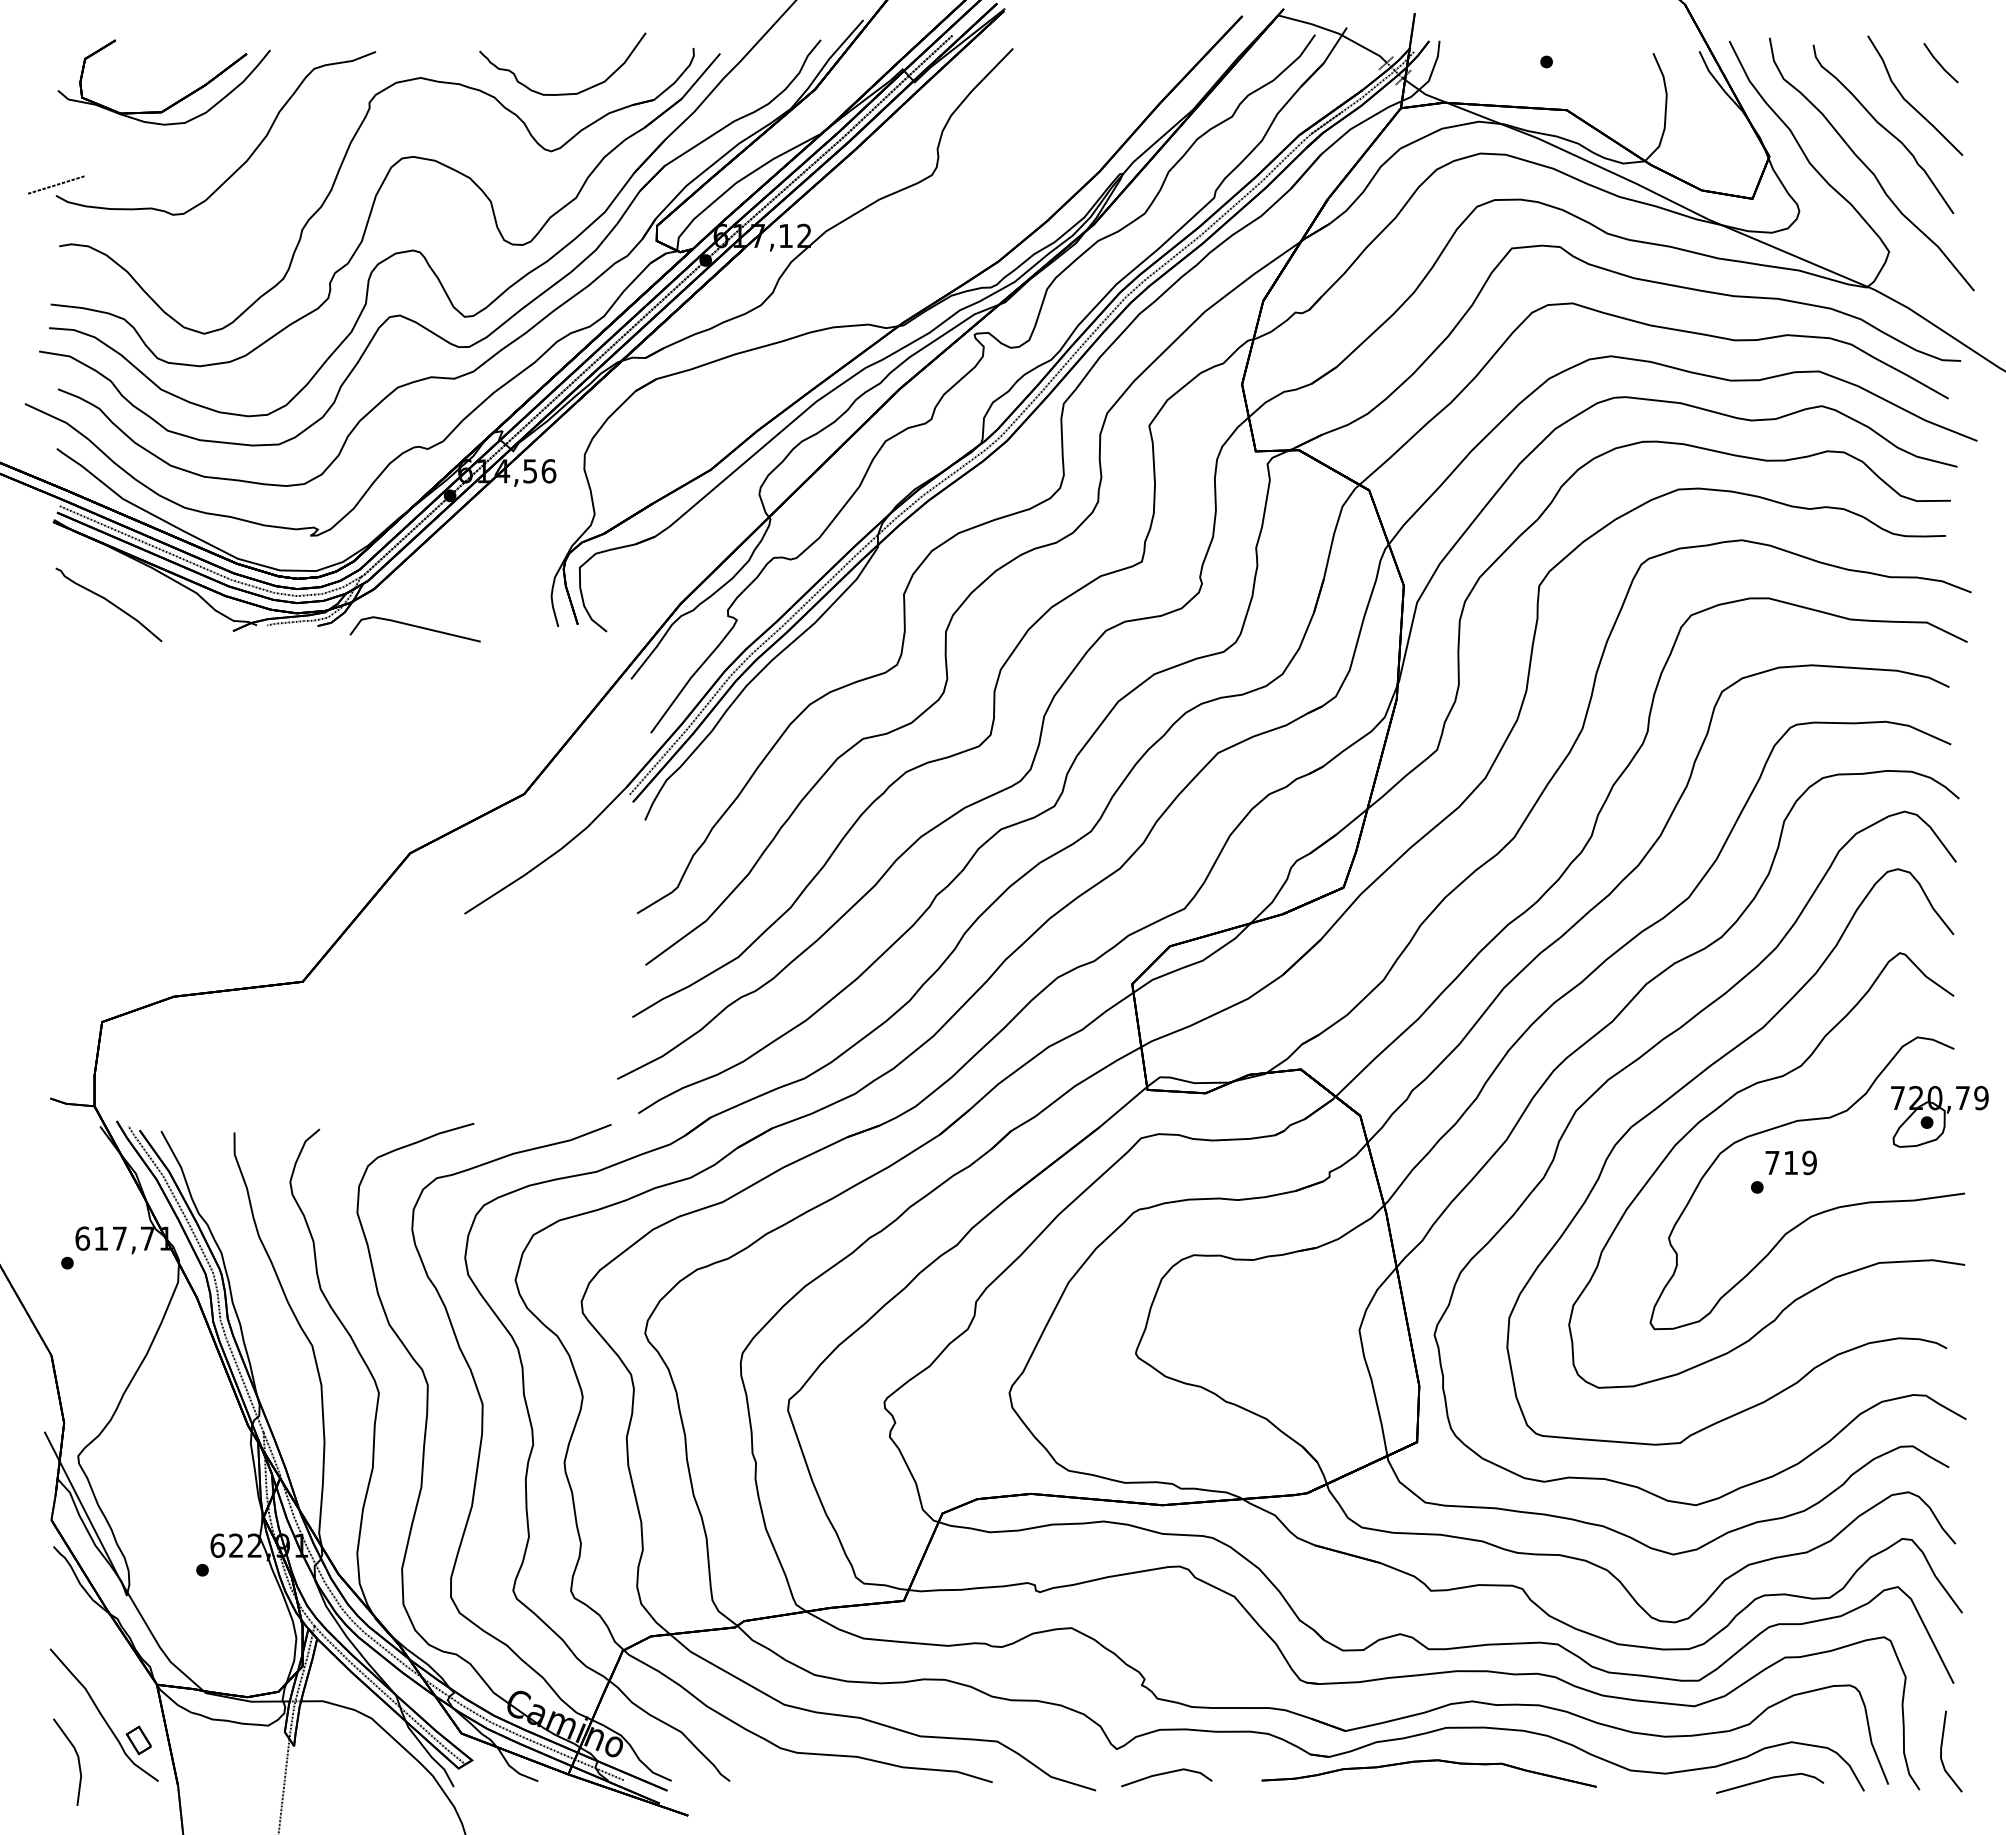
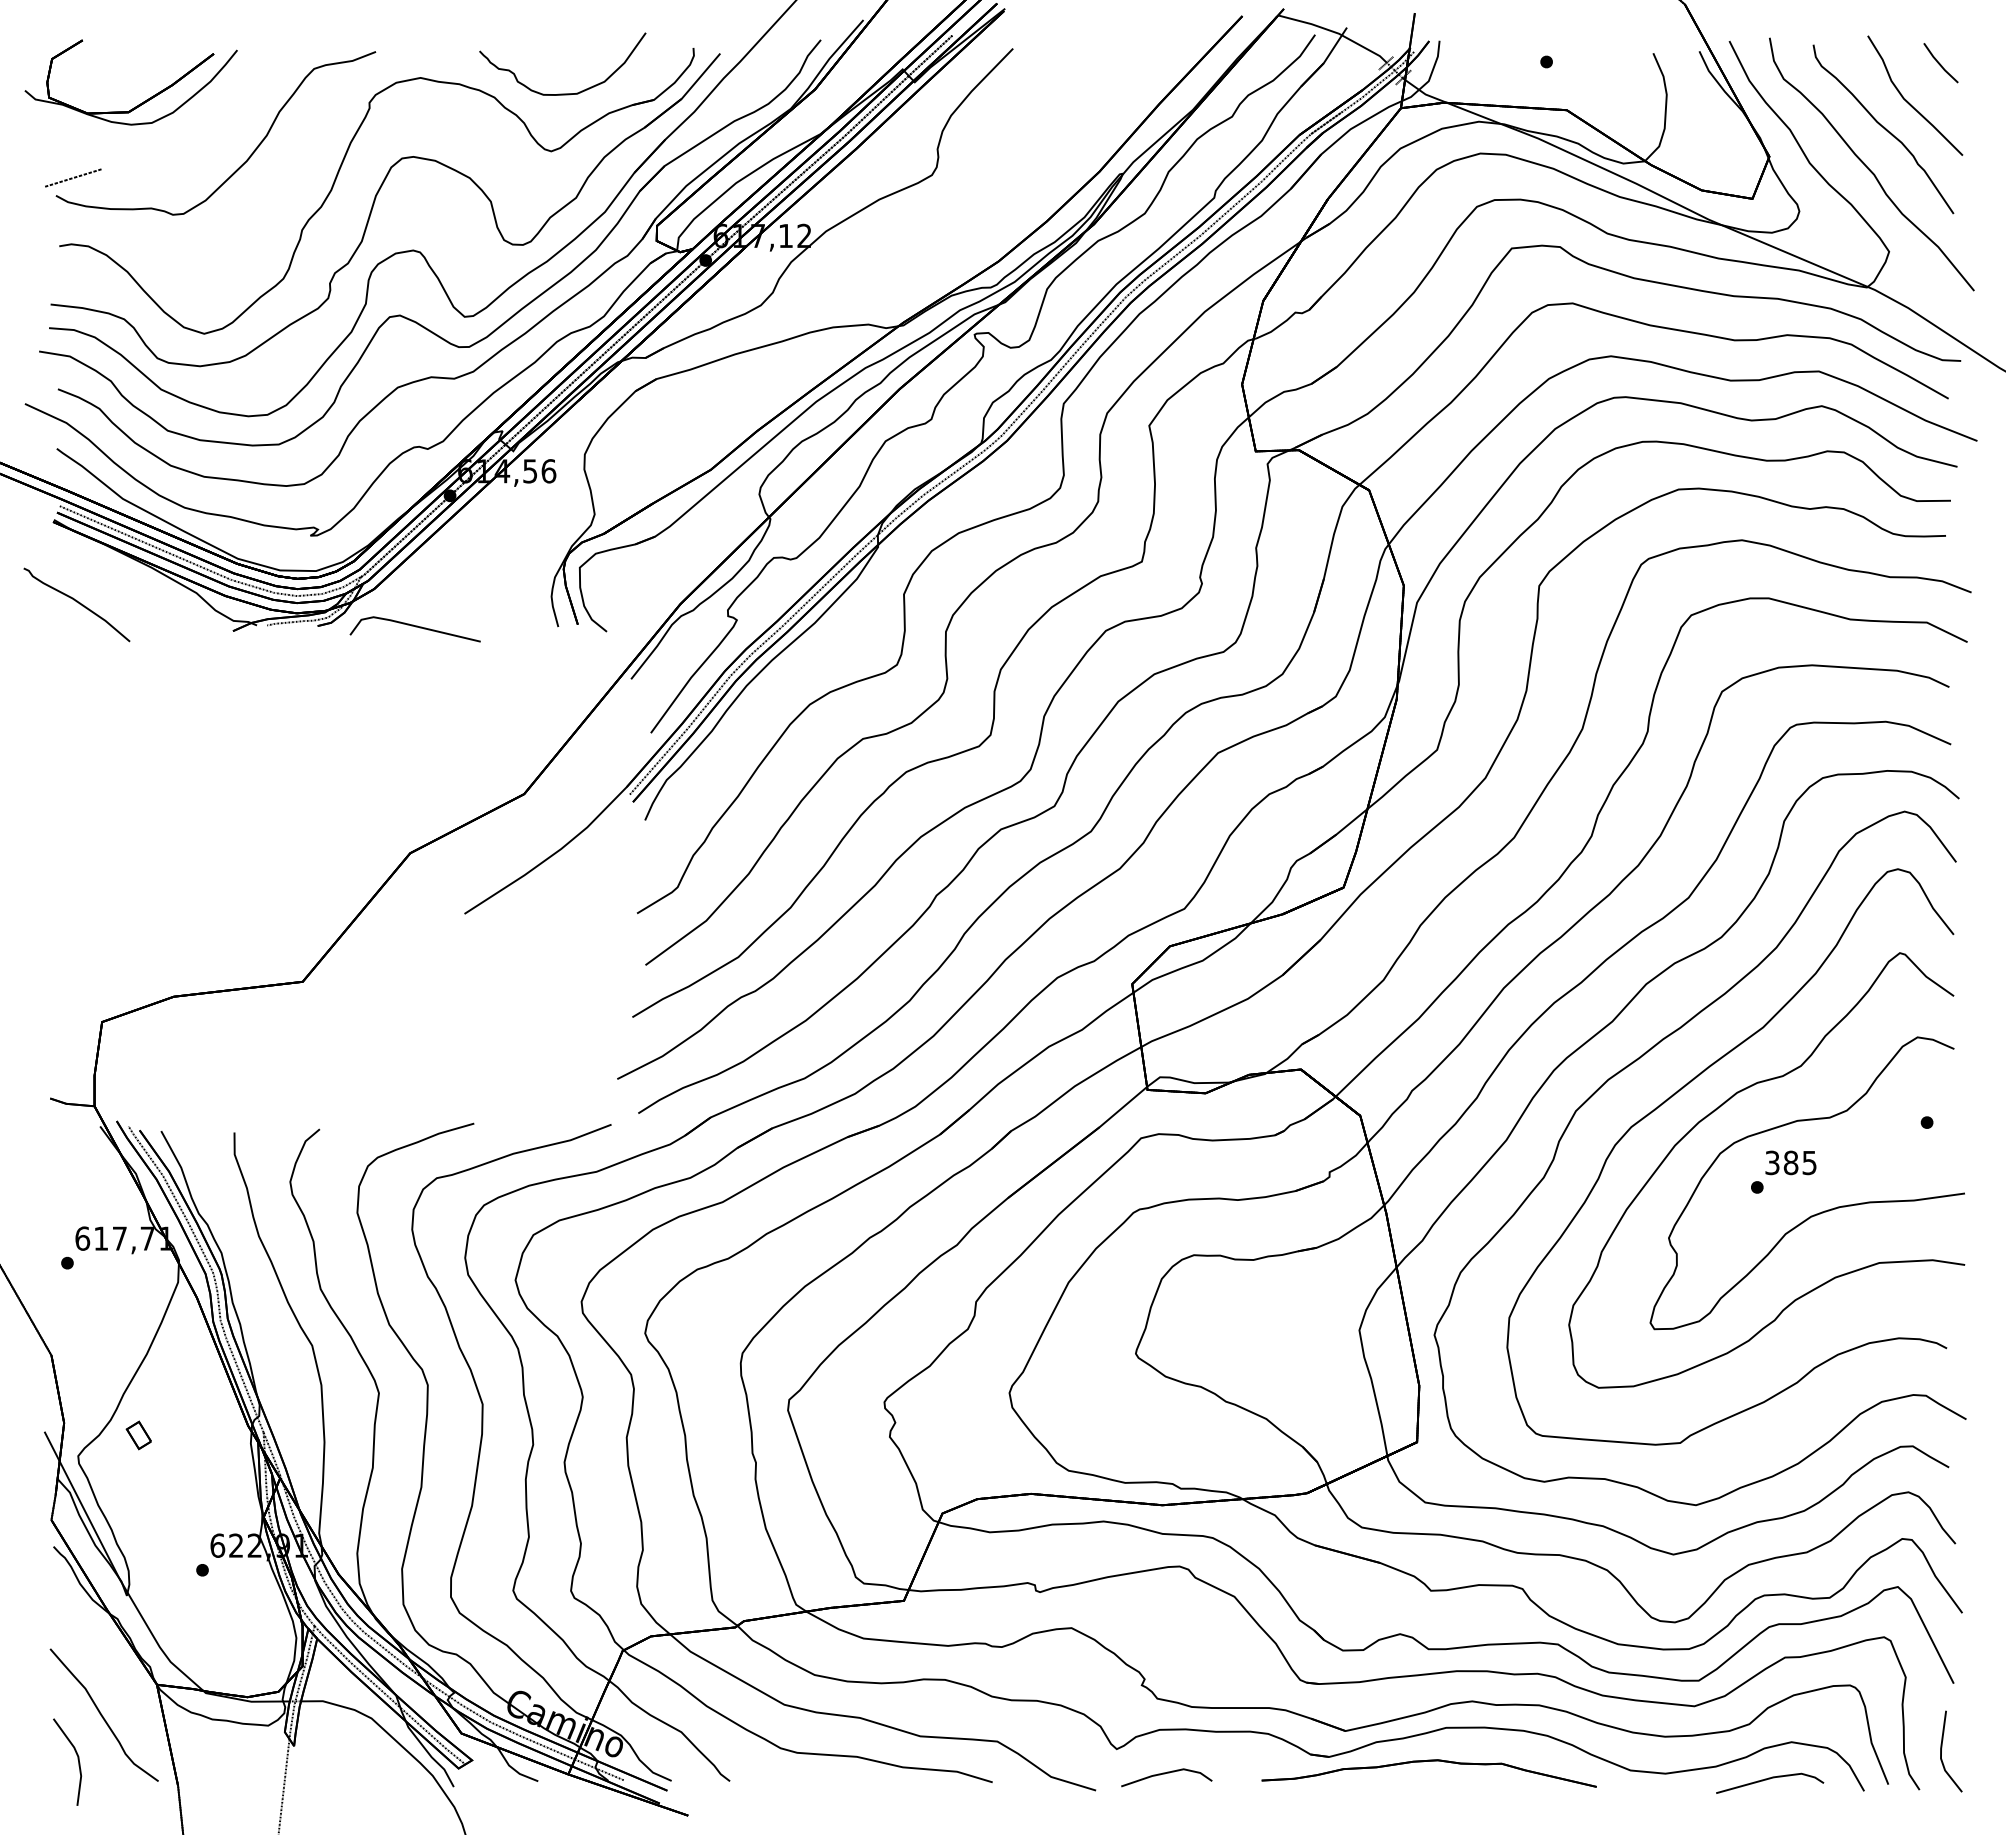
part position: (176, 101) -> (143, 101) (143, 101)
line position: (55, 184) -> (72, 177) (72, 177)
curve position: (108, 602) -> (76, 602) (76, 602)
part: present -> none (1939, 1116)
text: 719 -> 385 (1790, 1162)
part position: (138, 1740) -> (138, 1435) (138, 1435)
